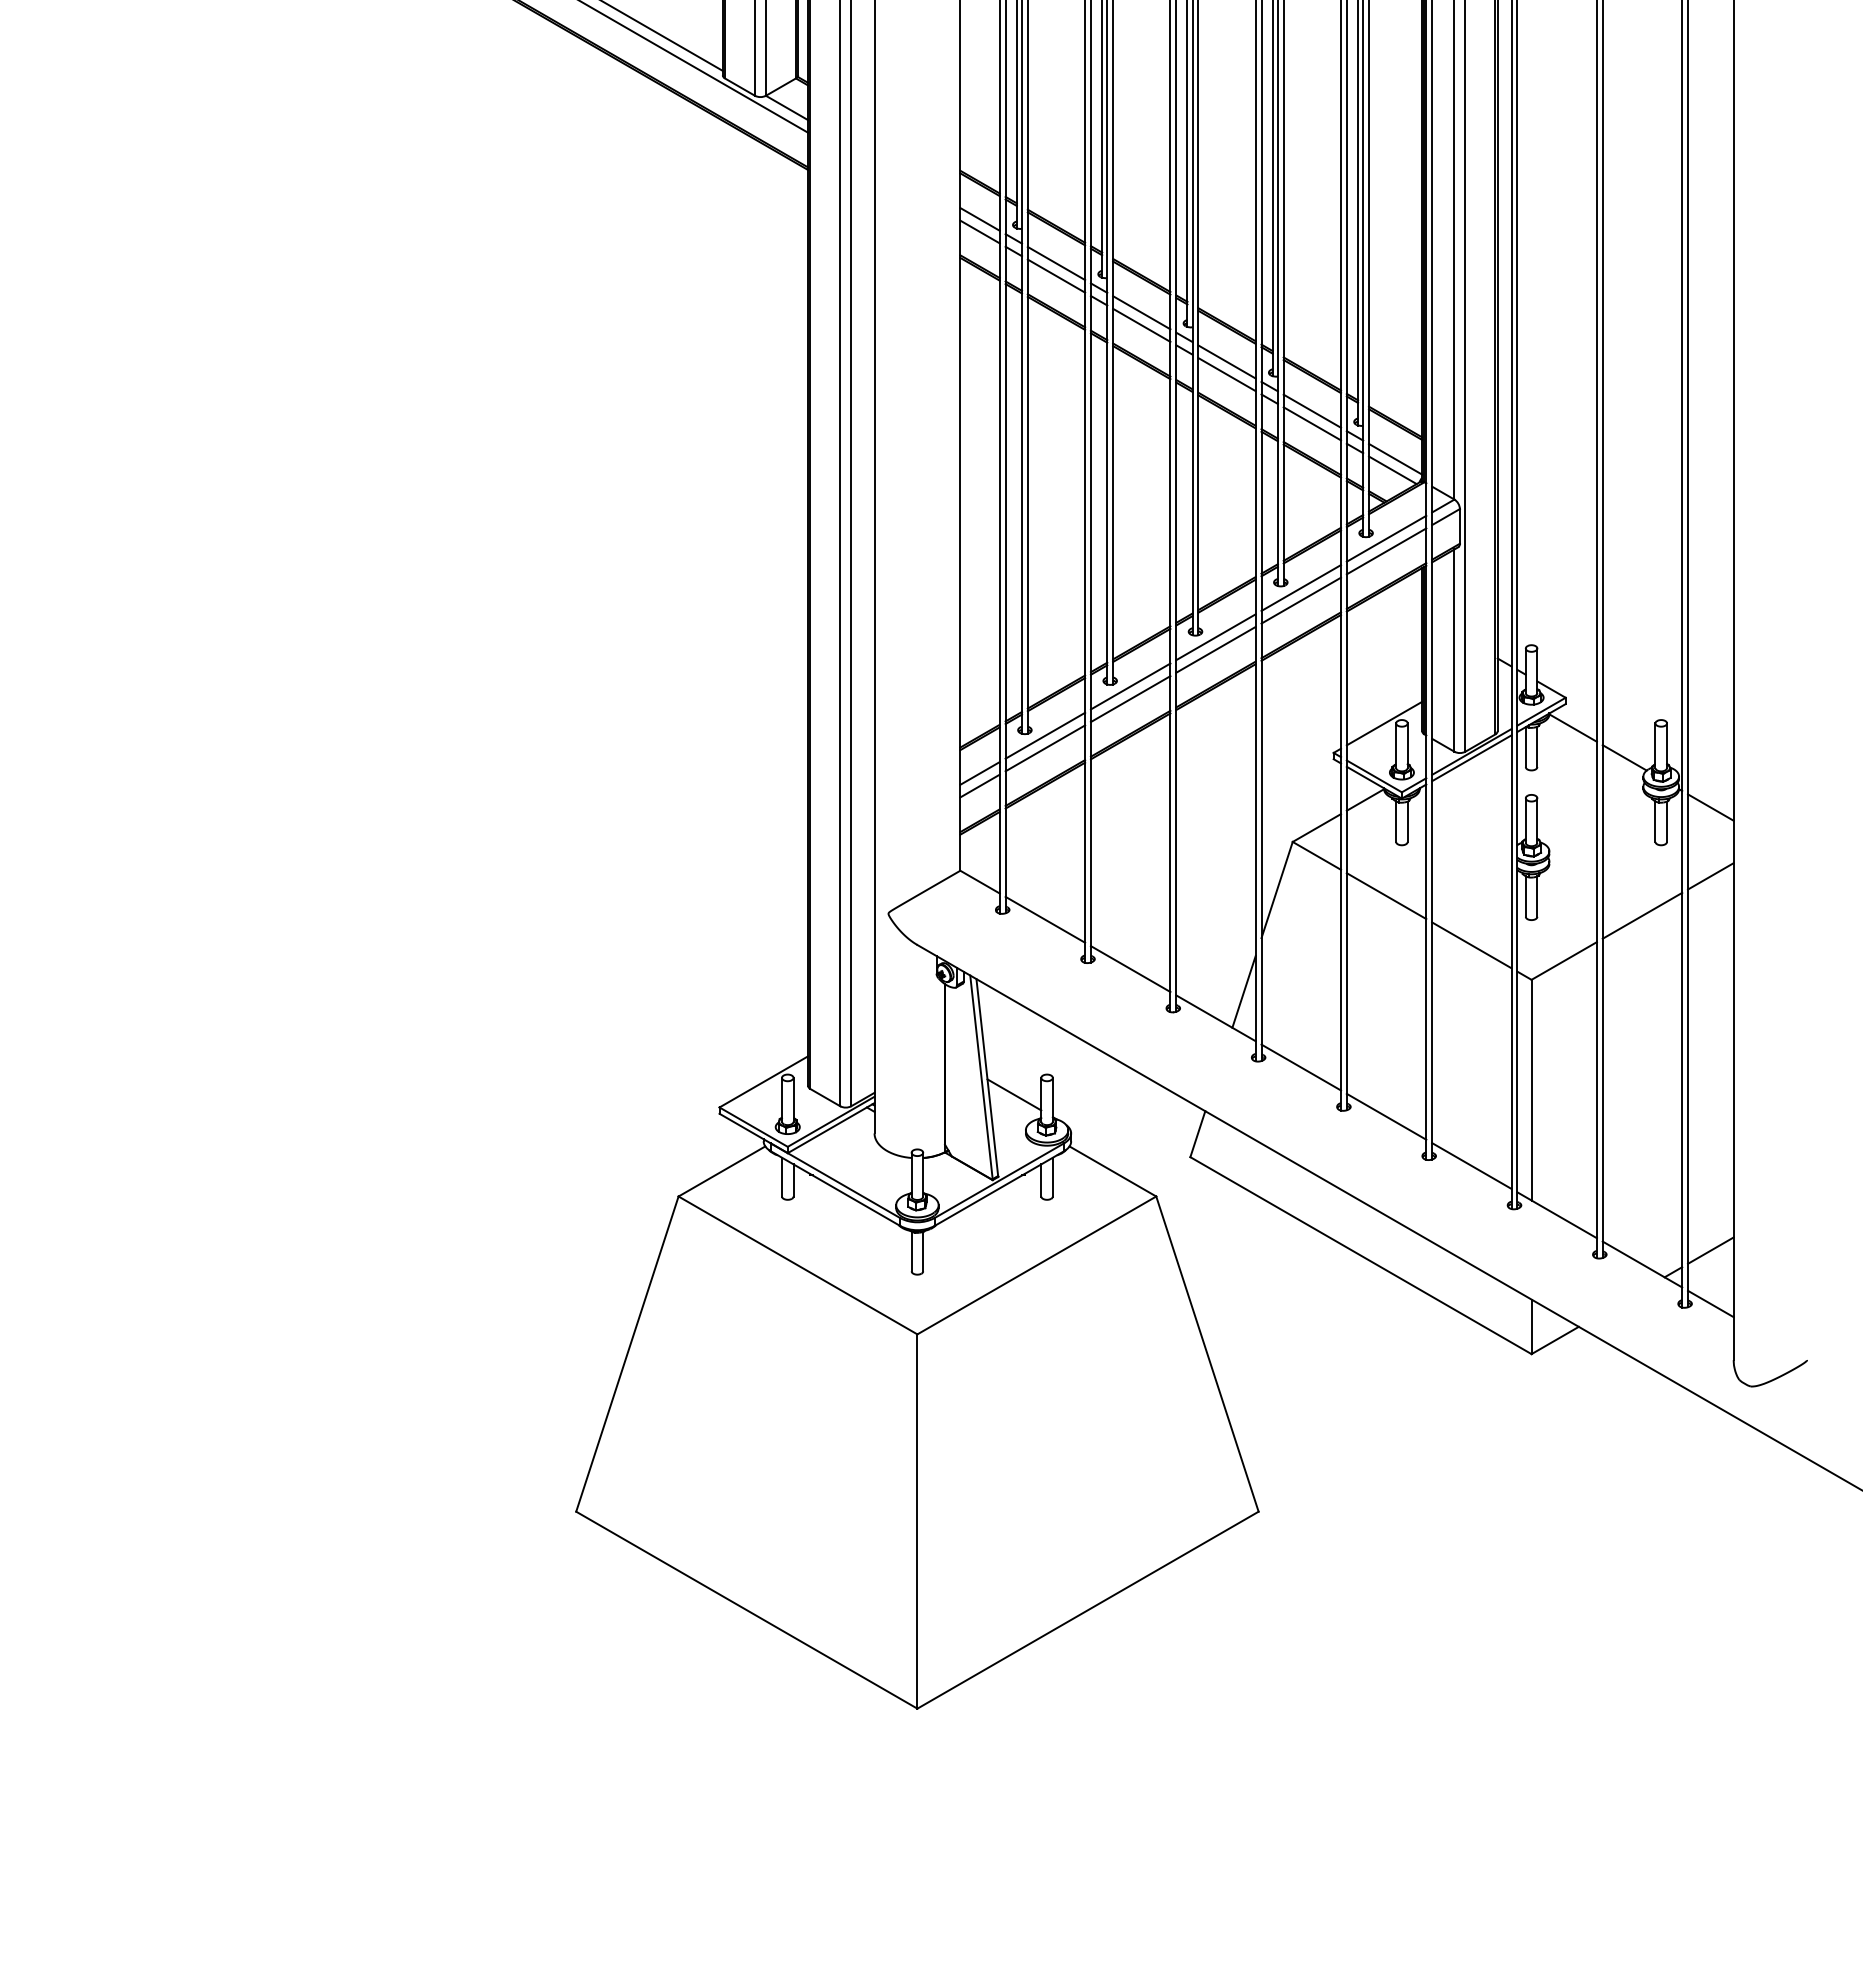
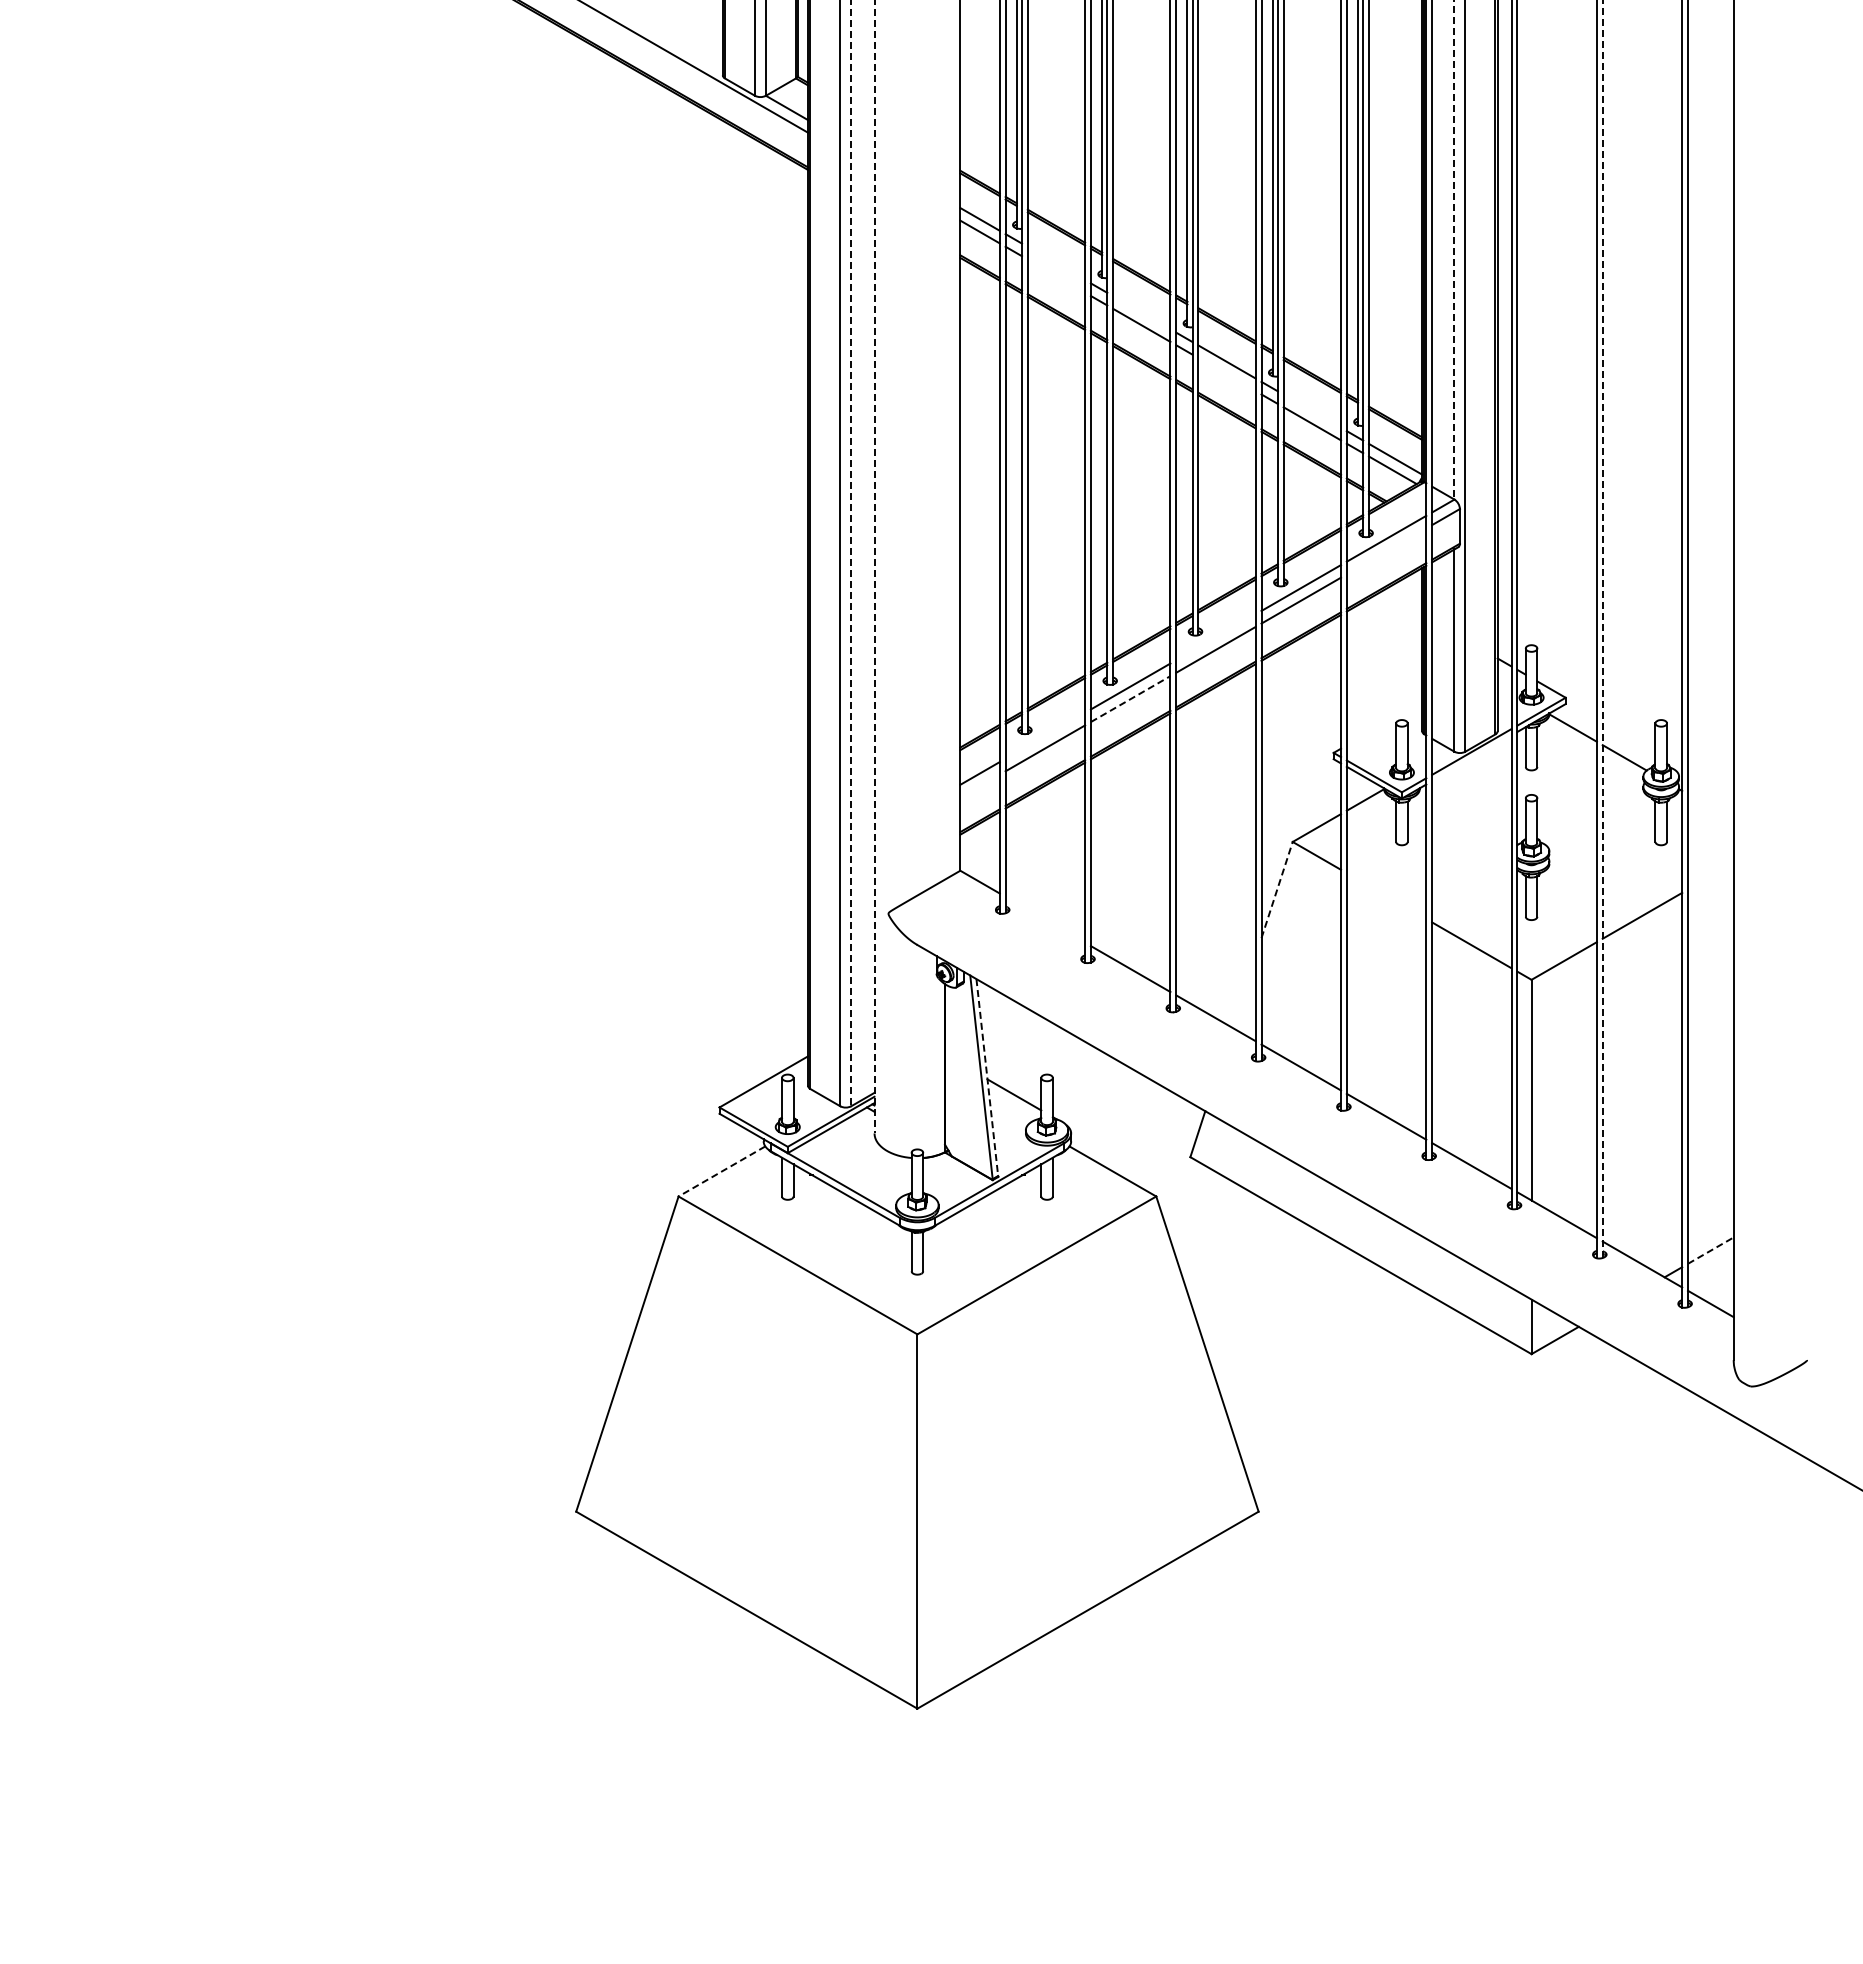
line: present -> none (663, 36)
line: solid -> dashed (1454, 250)
line: present -> none (1056, 263)
line: present -> none (1056, 275)
line: present -> none (1141, 312)
line: present -> none (1226, 374)
line: present -> none (1312, 410)
line: present -> none (1386, 551)
line: solid -> dashed (851, 553)
line: solid -> dashed (874, 567)
line: solid -> dashed (1602, 629)
line: present -> none (1215, 637)
line: solid -> dashed (1130, 699)
line: present -> none (1384, 723)
line: present -> none (1045, 735)
line: present -> none (1471, 758)
line: present -> none (979, 785)
line: present -> none (1710, 807)
line: present -> none (1710, 876)
line: solid -> dashed (1277, 890)
line: present -> none (1386, 896)
line: present -> none (1045, 919)
line: present -> none (1243, 991)
line: solid -> dashed (987, 1078)
line: solid -> dashed (721, 1171)
line: solid -> dashed (1711, 1250)
